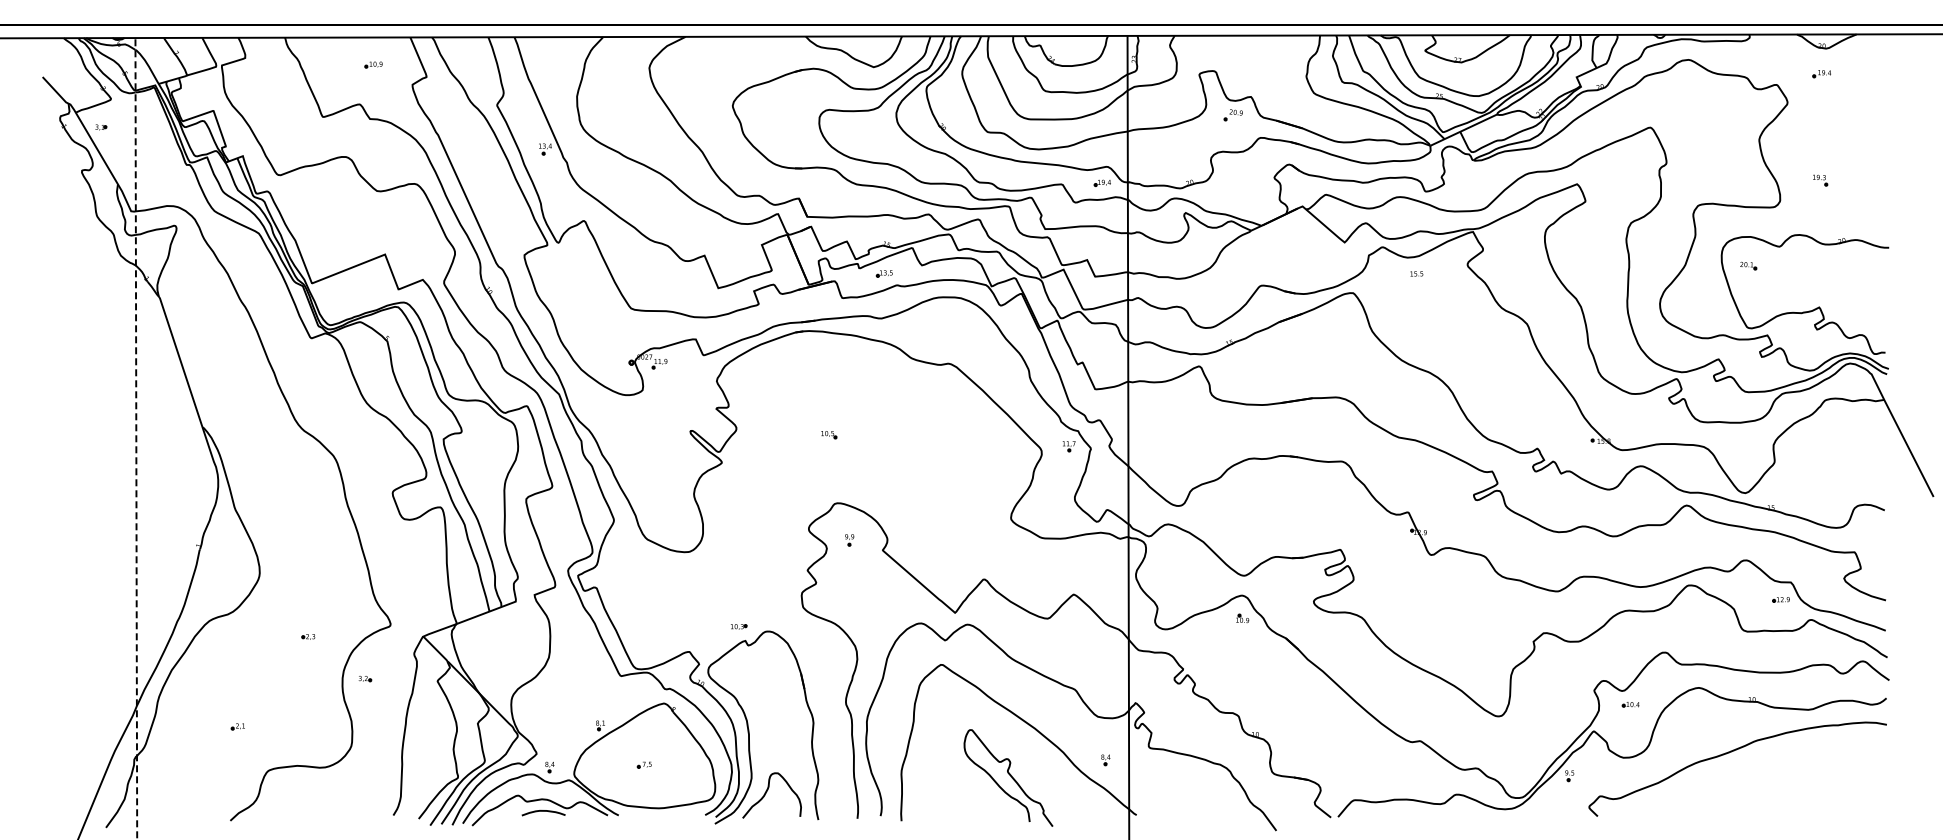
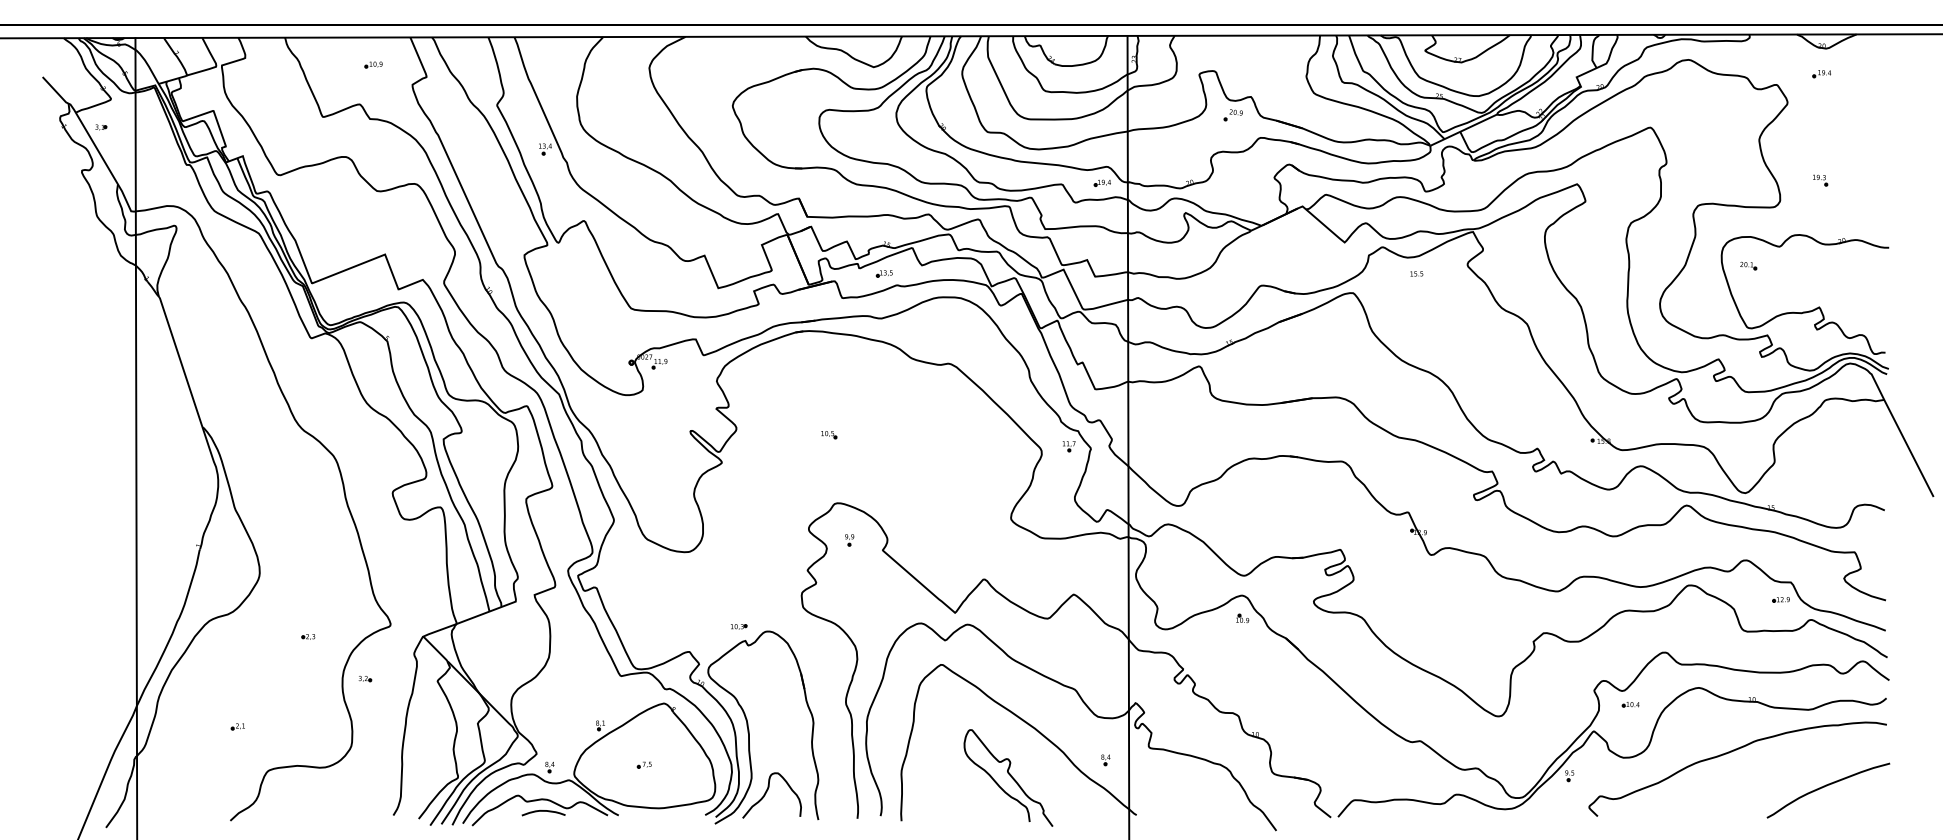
line: dashed -> solid (136, 438)
curve: none -> present (1827, 786)
